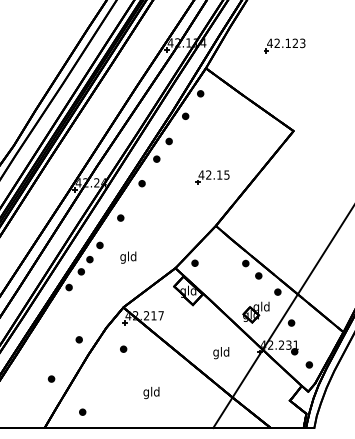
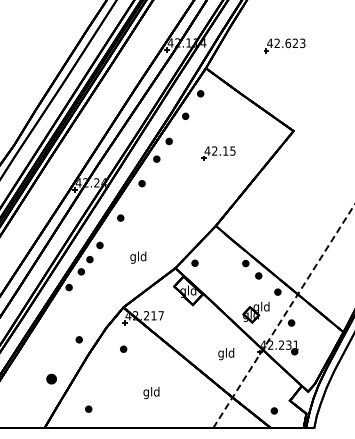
text: 42.123 -> 42.623 (288, 43)
part position: (212, 177) -> (218, 153) (218, 153)
text position: (128, 257) -> (138, 257) (138, 257)
line: solid -> dashed (284, 315)
text position: (221, 353) -> (226, 354) (226, 354)
part position: (308, 364) -> (273, 410) (273, 410)
part size: 9x8 px -> 11x12 px (51, 378)
part position: (82, 411) -> (88, 408) (88, 408)
